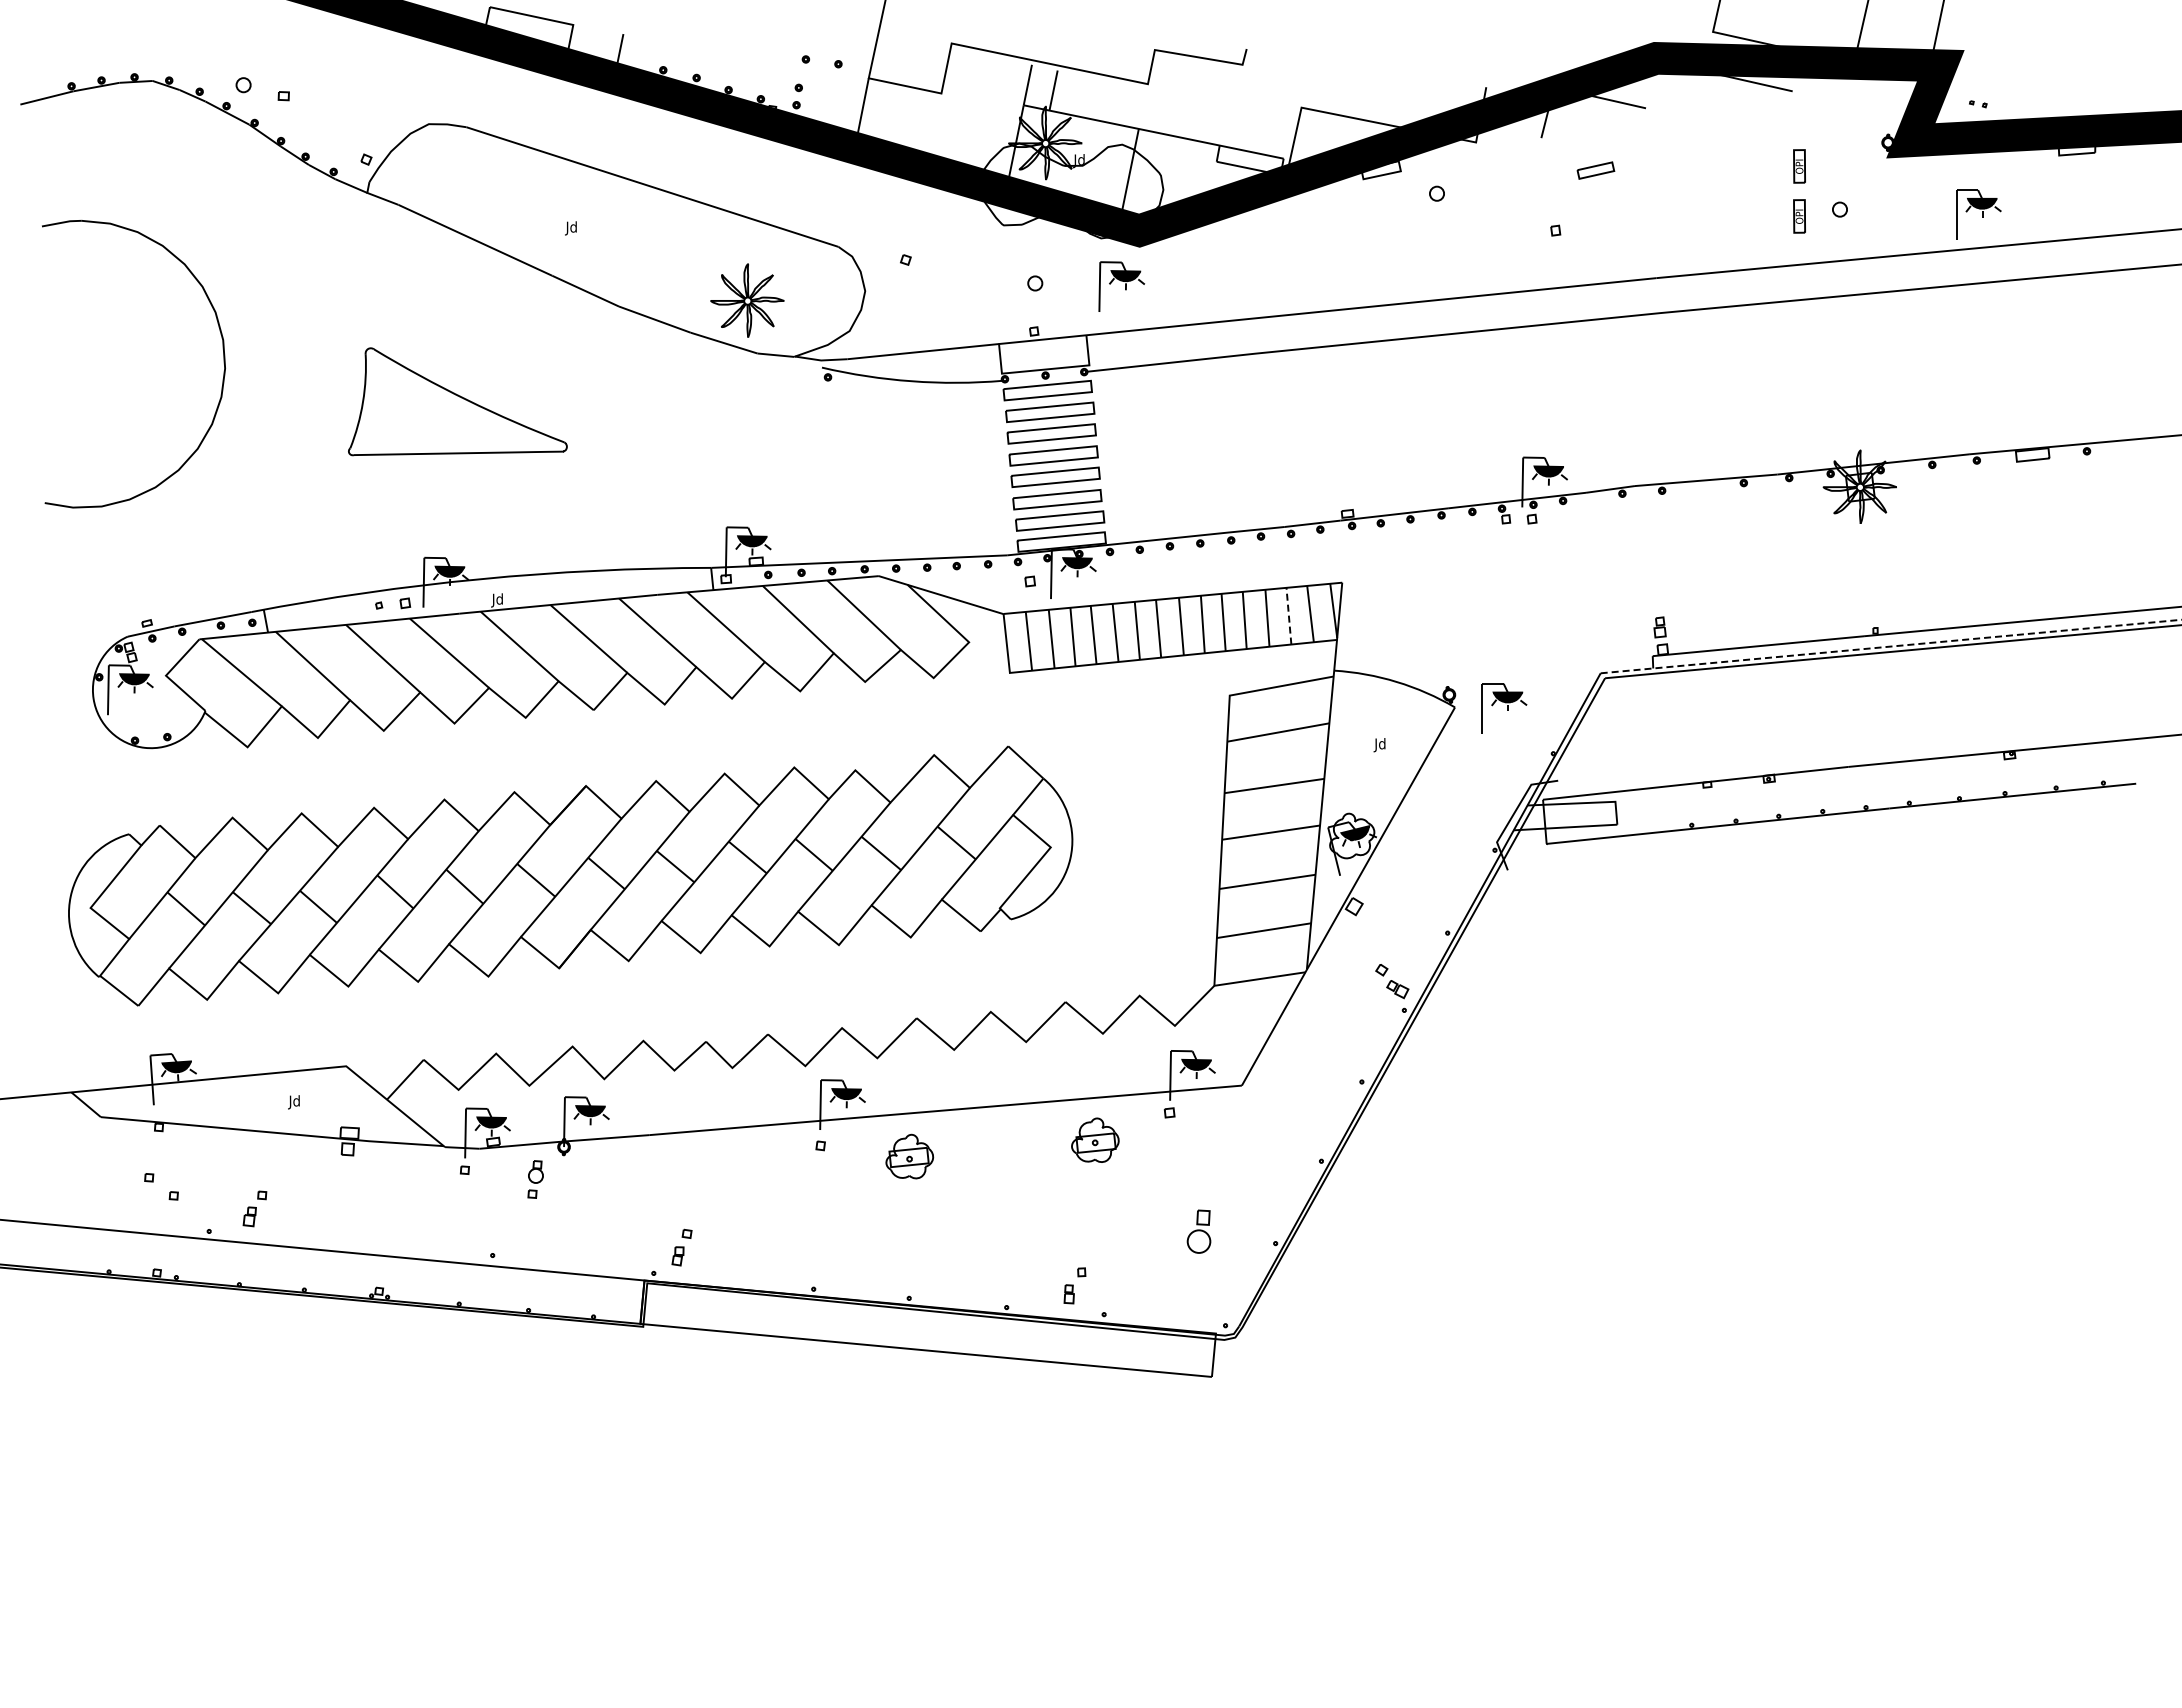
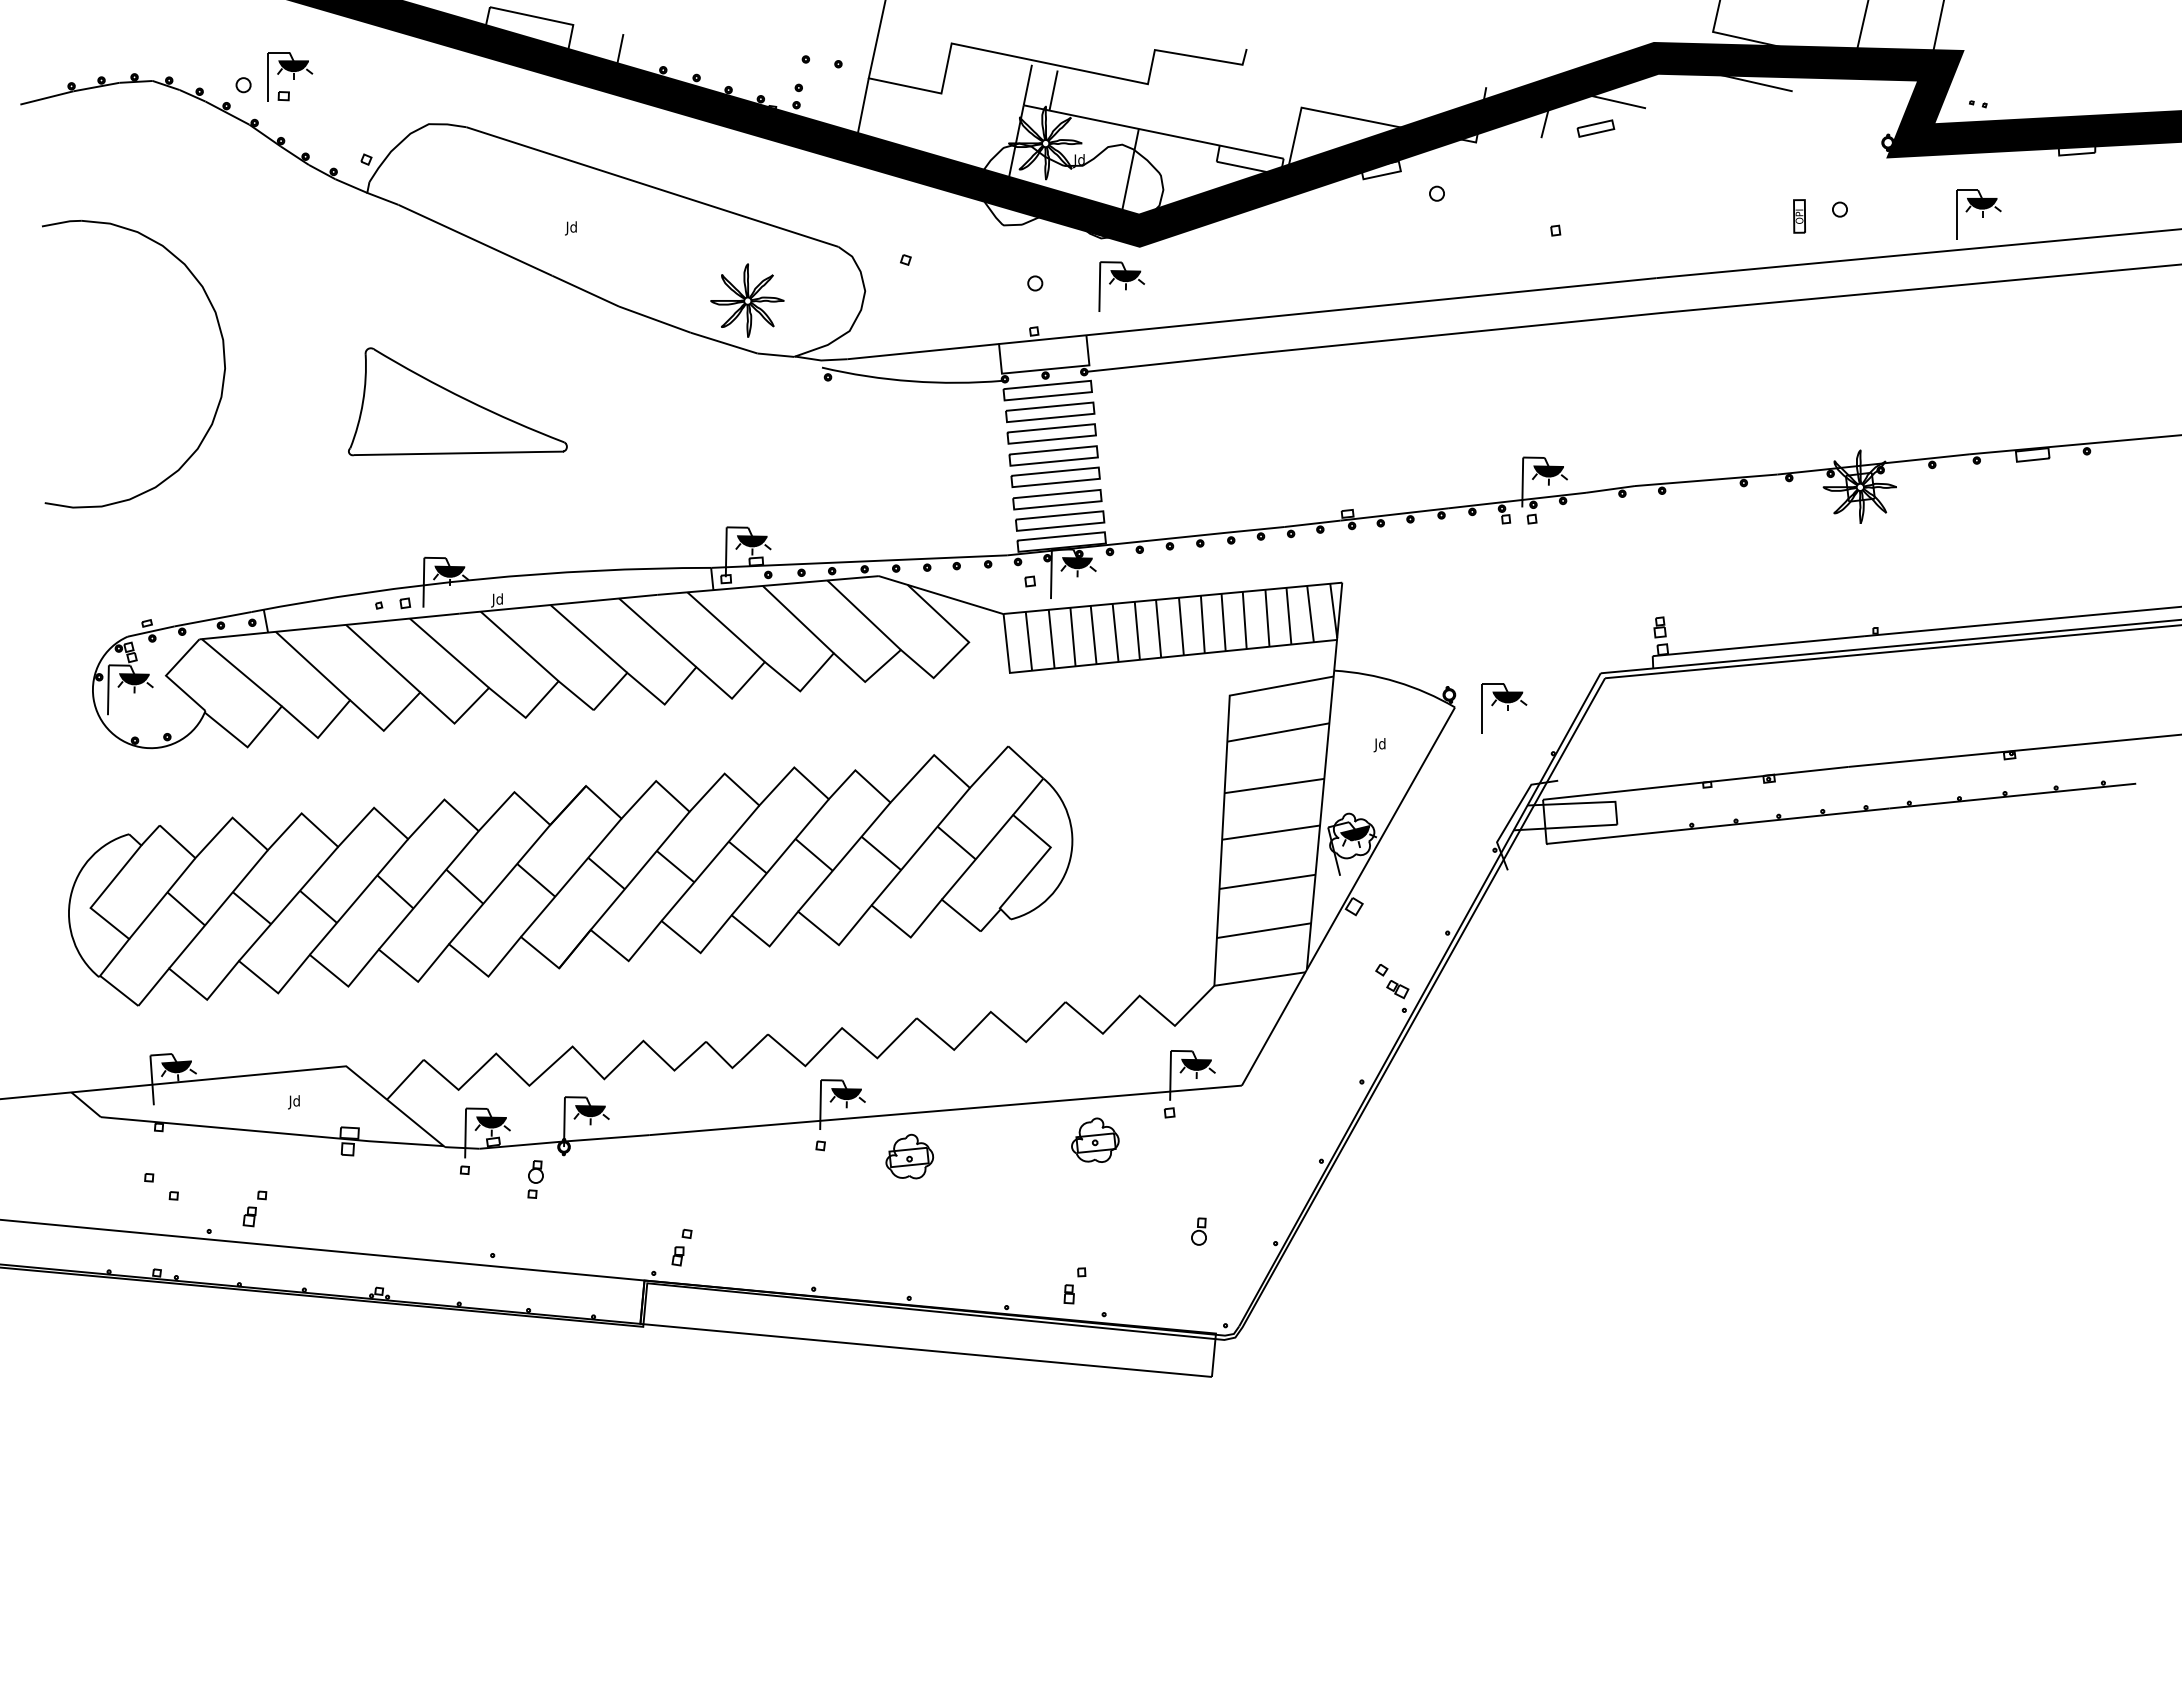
part: none -> present (290, 76)
part: present -> none (1799, 166)
part position: (1595, 170) -> (1595, 128) (1595, 128)
line: dashed -> solid (1288, 615)
line: dashed -> solid (1891, 646)
part size: 26x45 px -> 16x29 px (1198, 1231)
